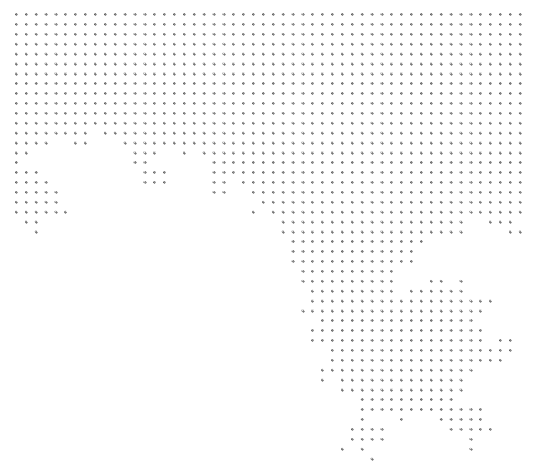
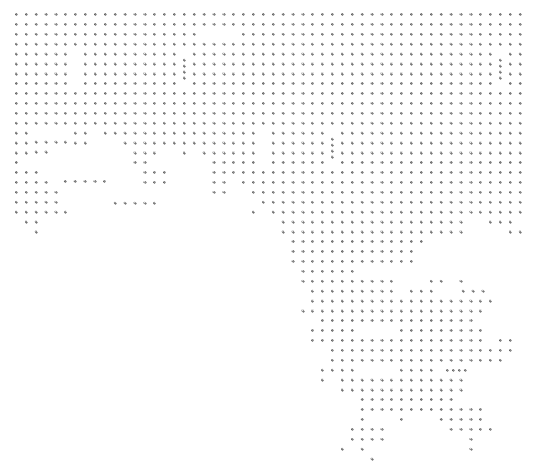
part: present -> none (218, 34)
part: present -> none (75, 68)
part size: 3x32 px -> 3x21 px (184, 69)
part size: 3x32 px -> 3x21 px (500, 69)
part position: (50, 138) -> (50, 147) (50, 147)
part: present -> none (263, 147)
part size: 3x32 px -> 3x21 px (332, 148)
part: none -> present (84, 181)
part: none -> present (134, 203)
part: present -> none (376, 271)
part position: (451, 291) -> (473, 291) (473, 291)
part: present -> none (376, 330)
part: present -> none (376, 370)
part size: 33x3 px -> 21x3 px (456, 370)
